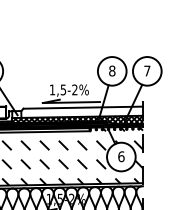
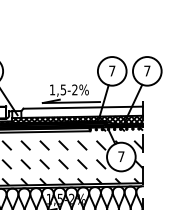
text: 8 -> 7 (112, 70)
text: 6 -> 7 (121, 156)
